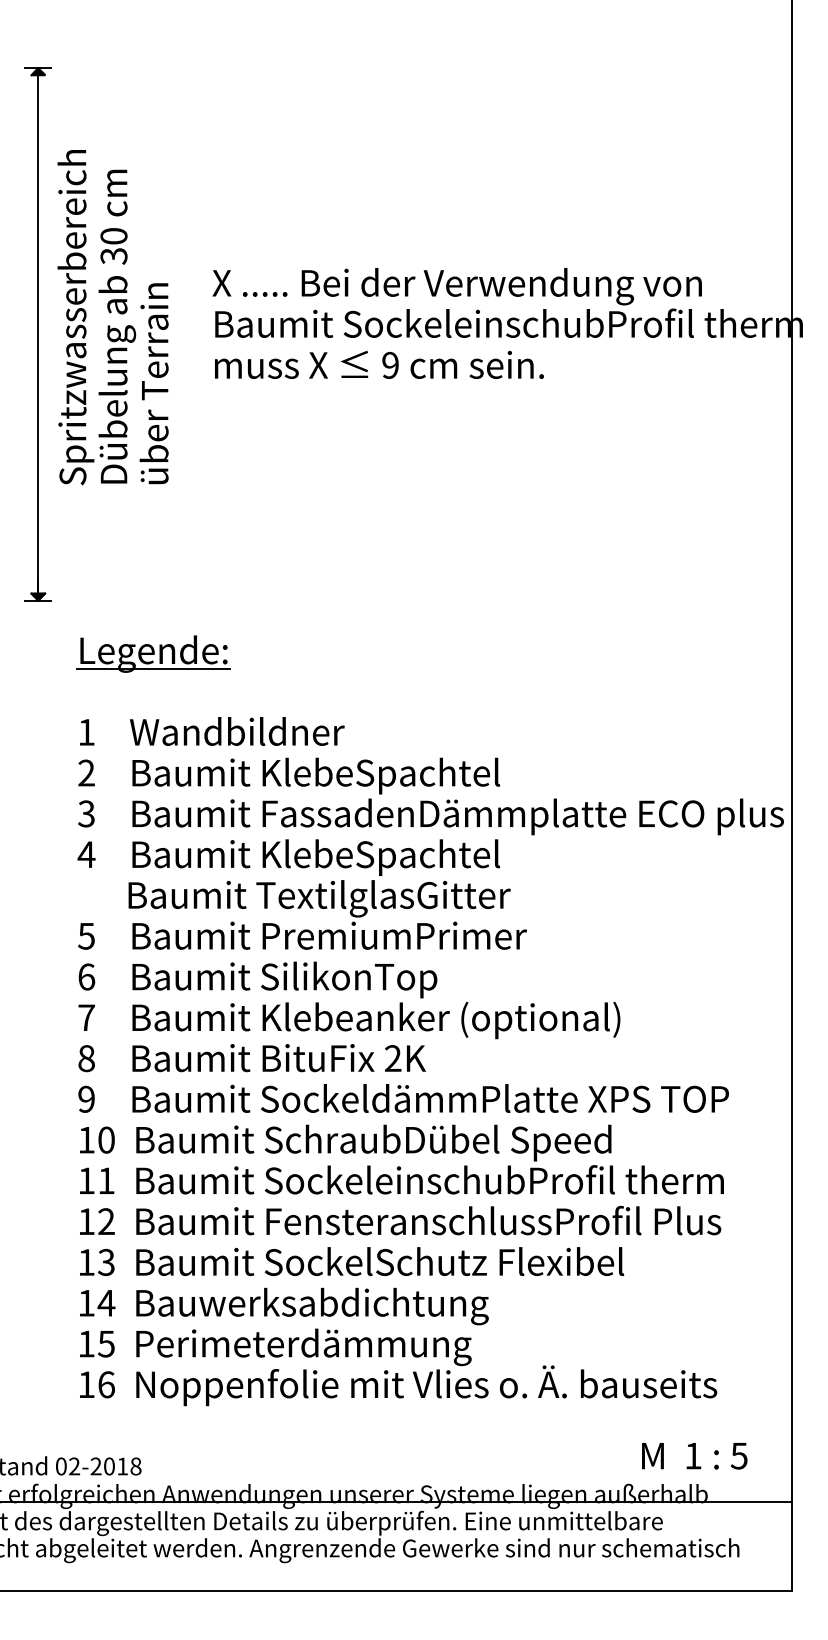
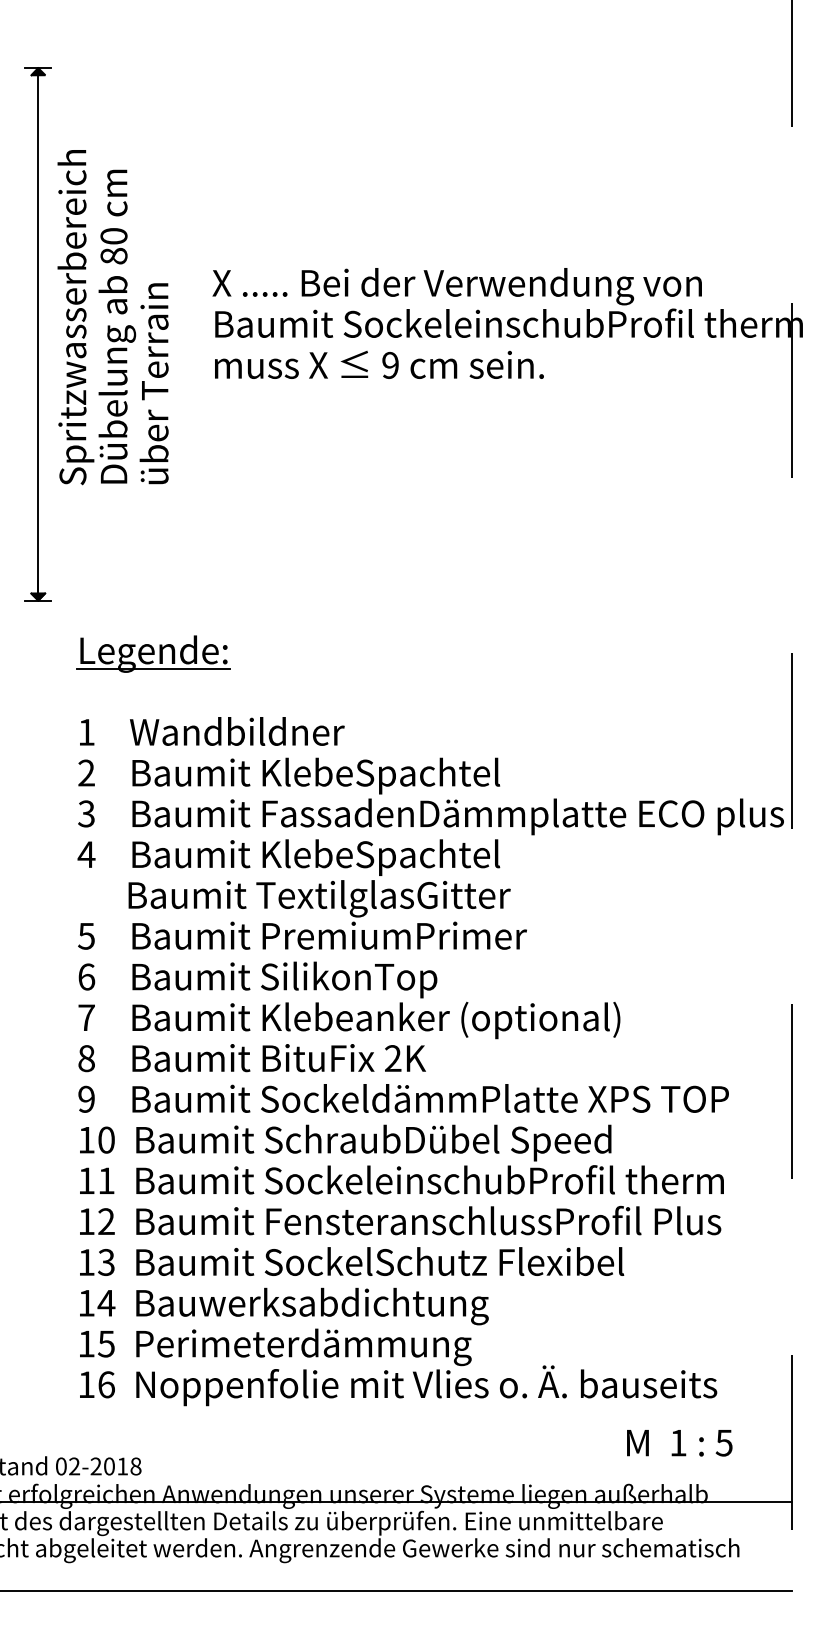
text: 30 -> 80 (113, 255)
line: solid -> dashed (792, 795)
text position: (694, 1456) -> (679, 1443) (679, 1443)
